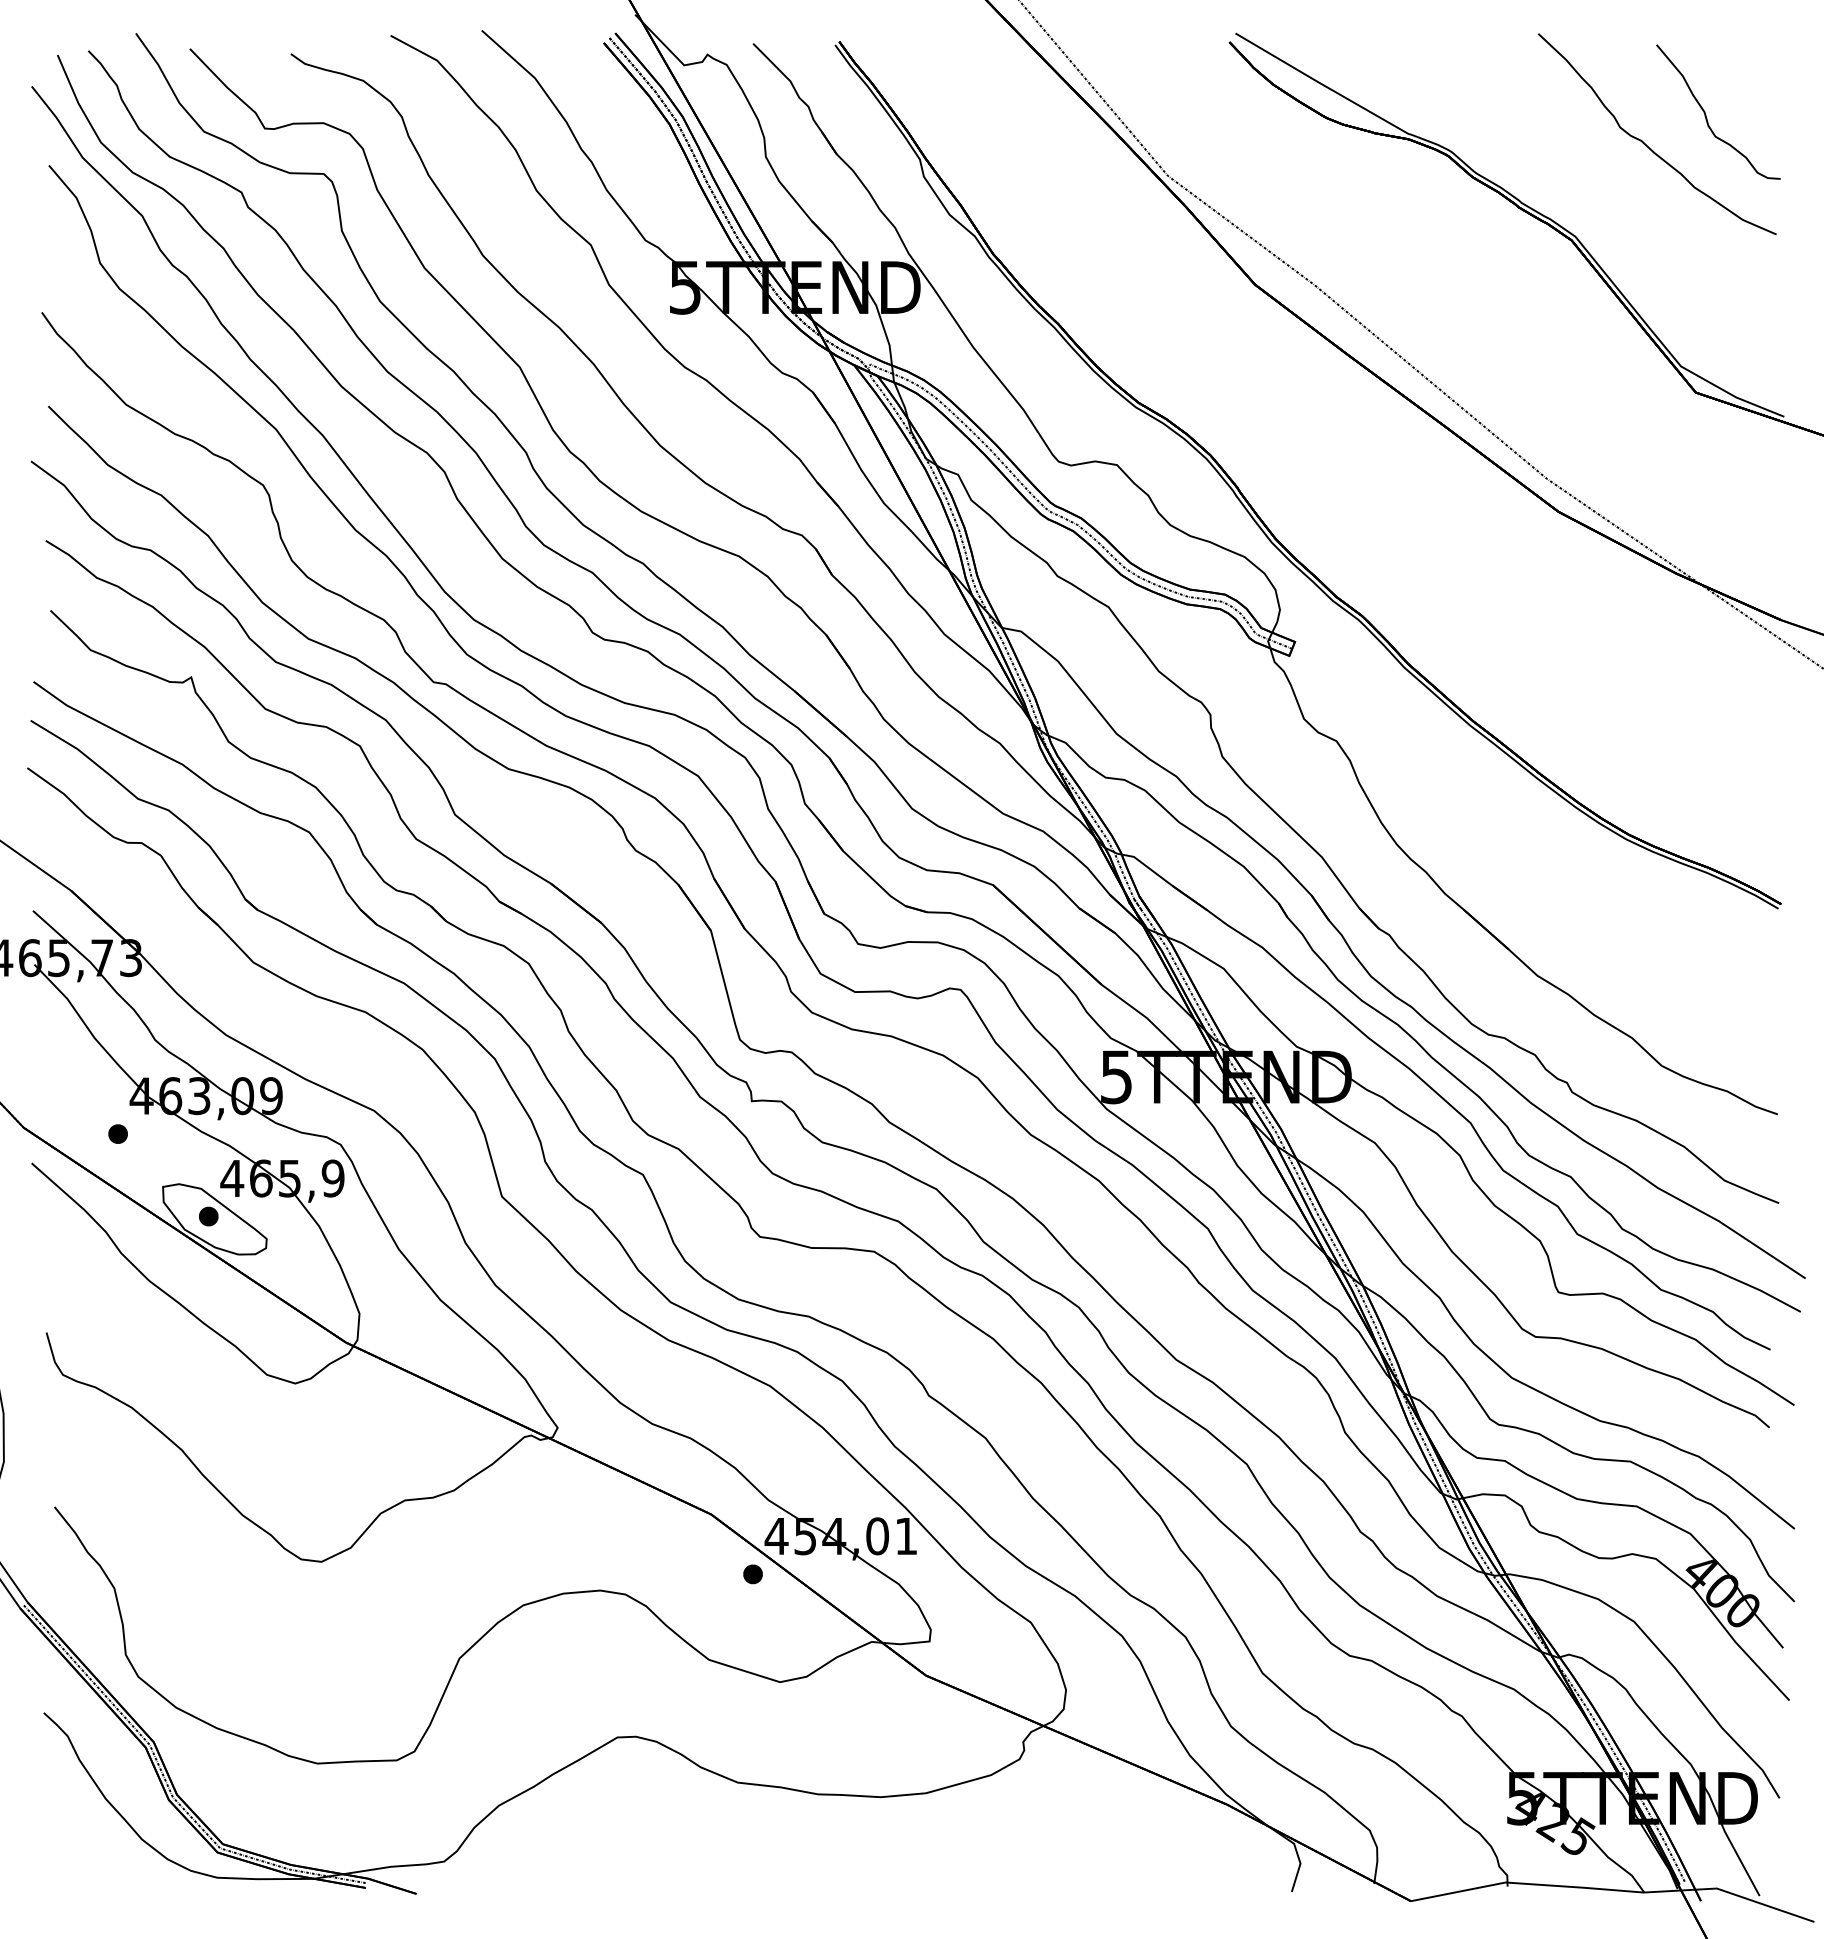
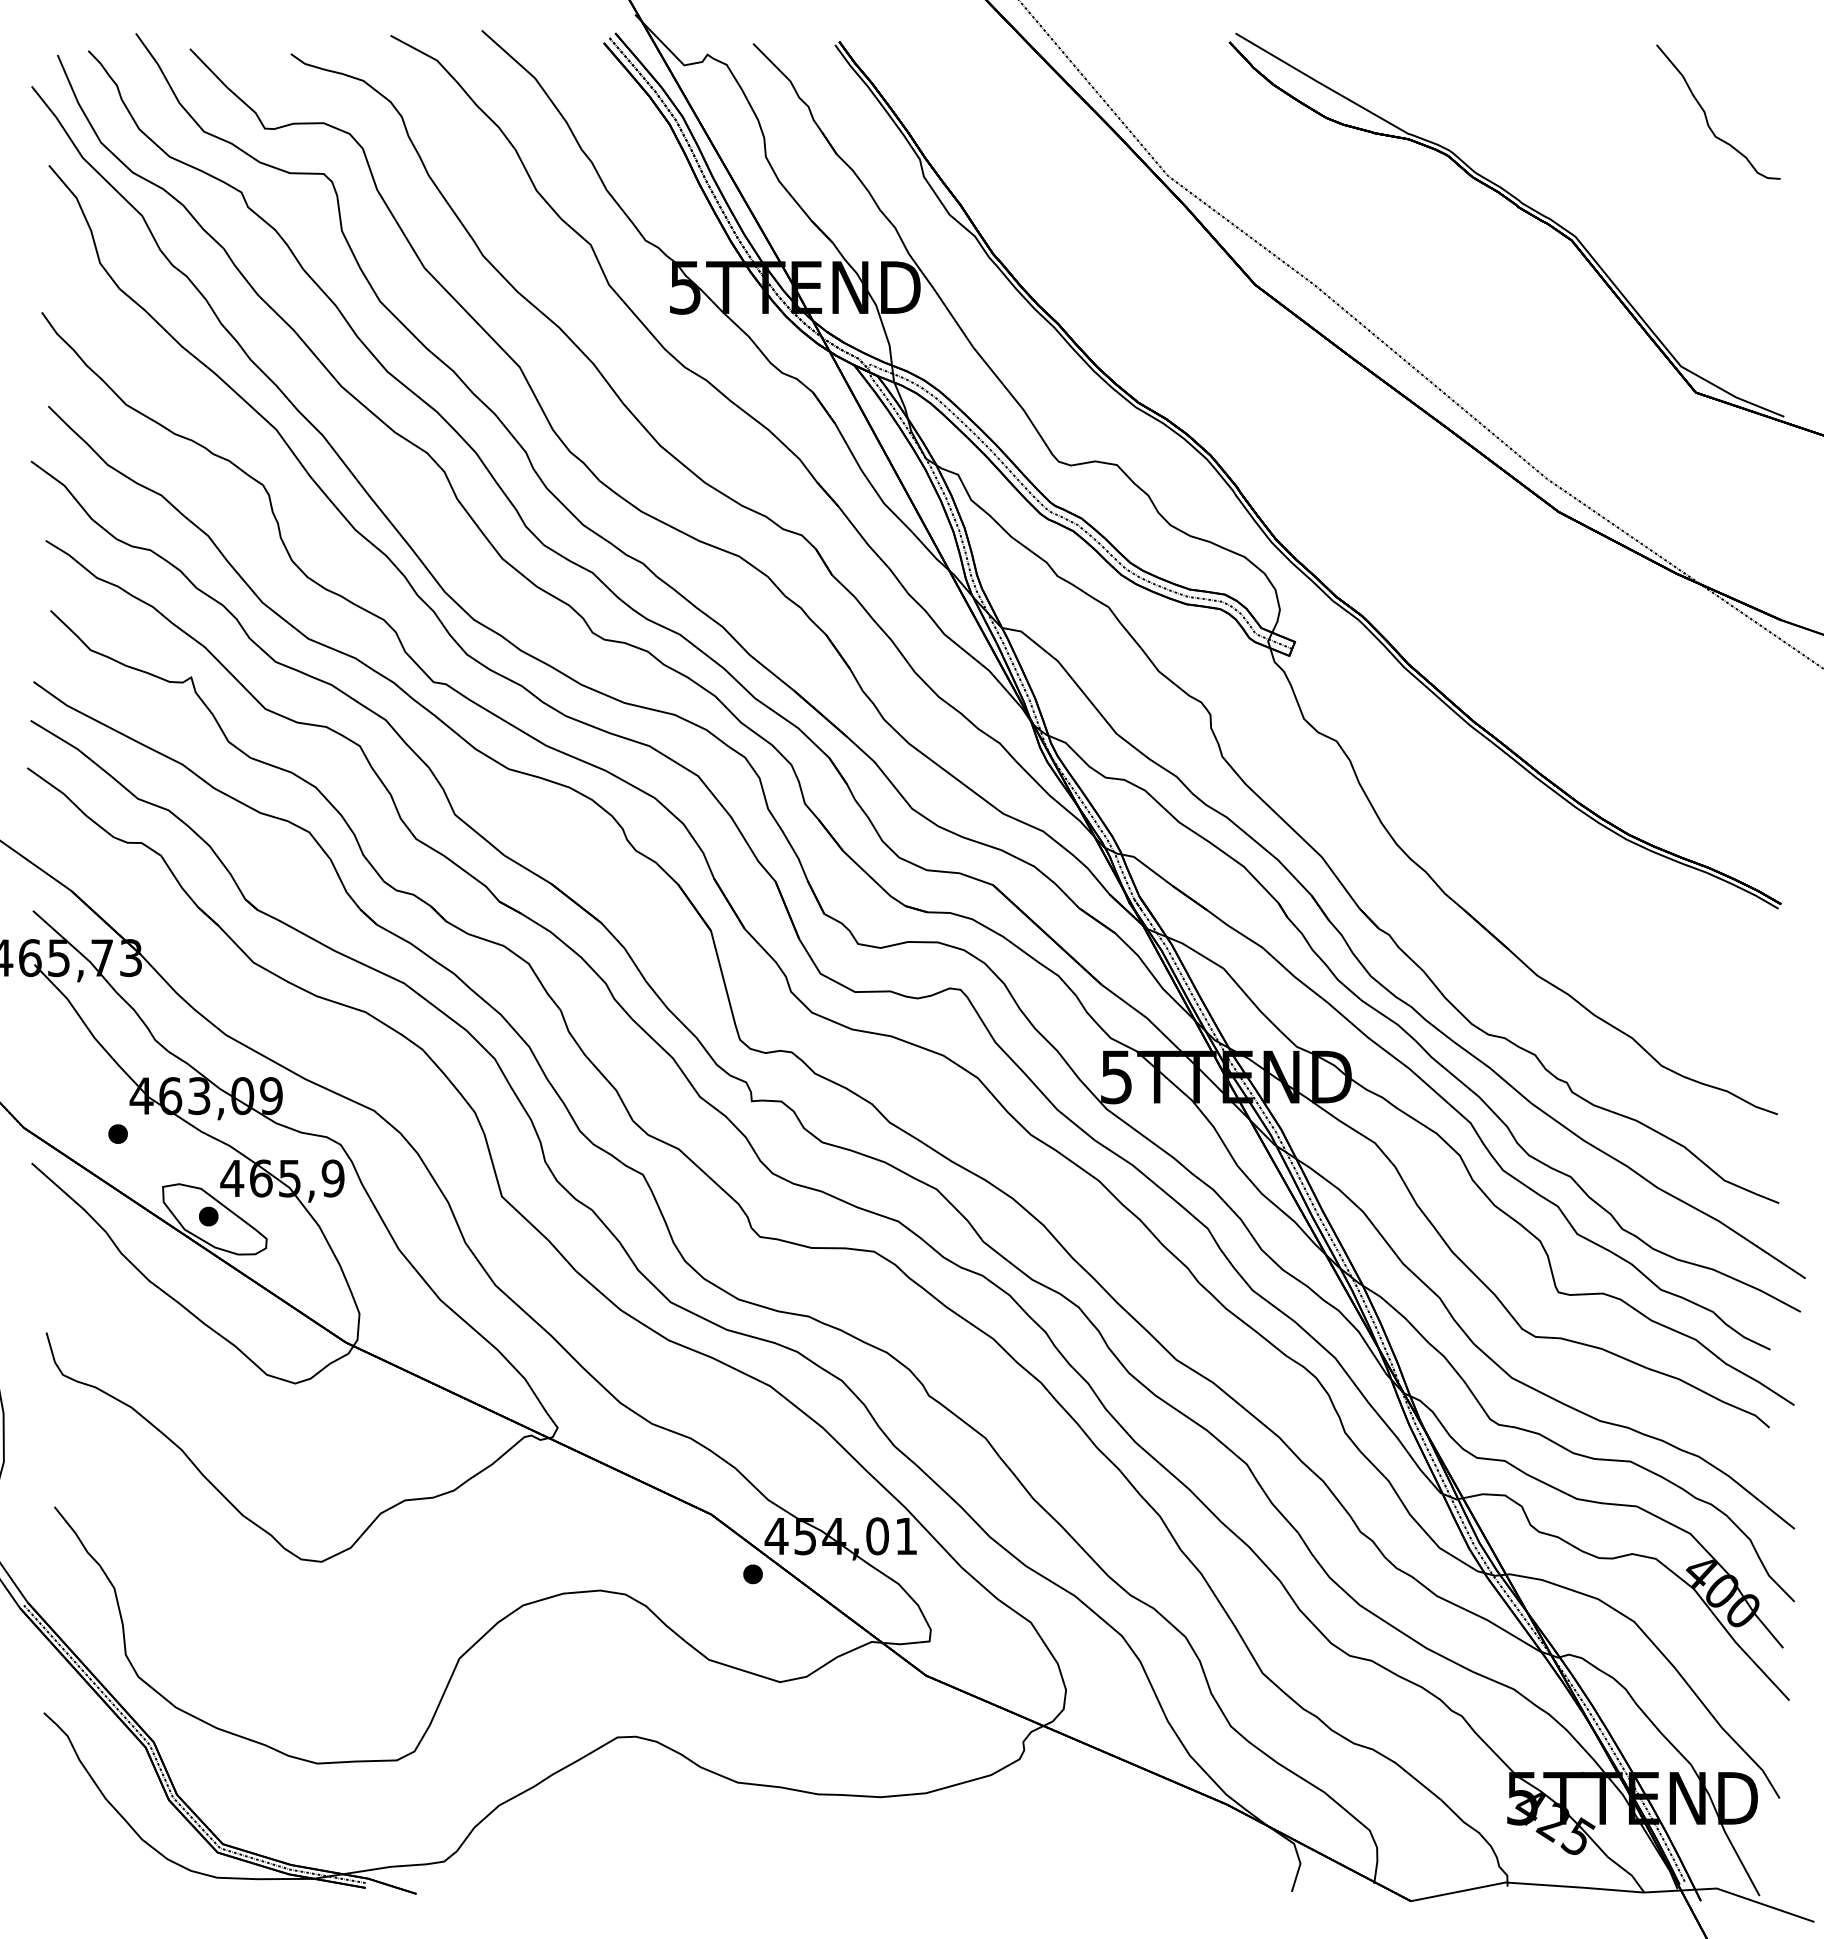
curve: present -> none (1646, 144)
